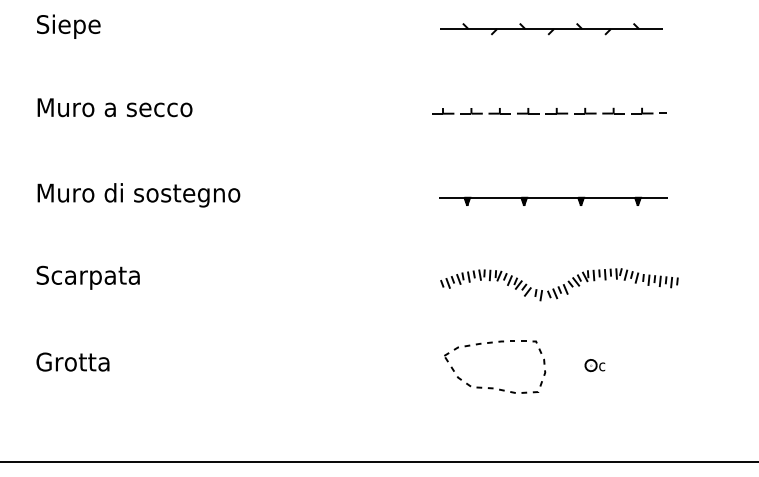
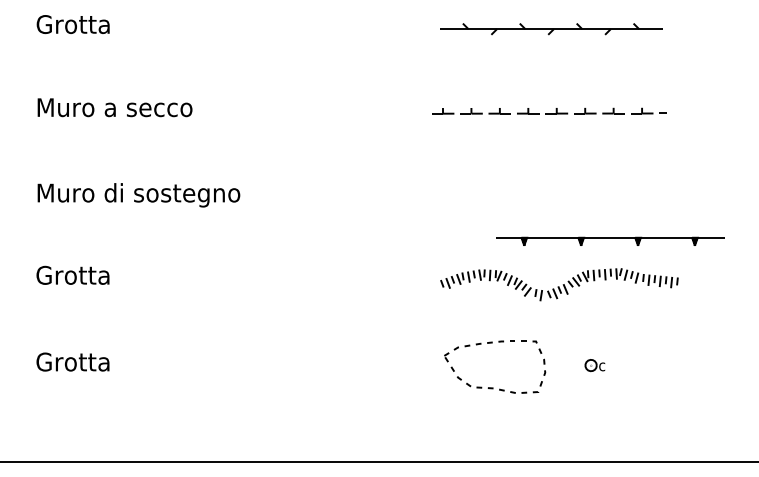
text: Siepe -> Grotta (72, 26)
part position: (553, 200) -> (610, 240) (610, 240)
text: Scarpata -> Grotta (87, 277)
